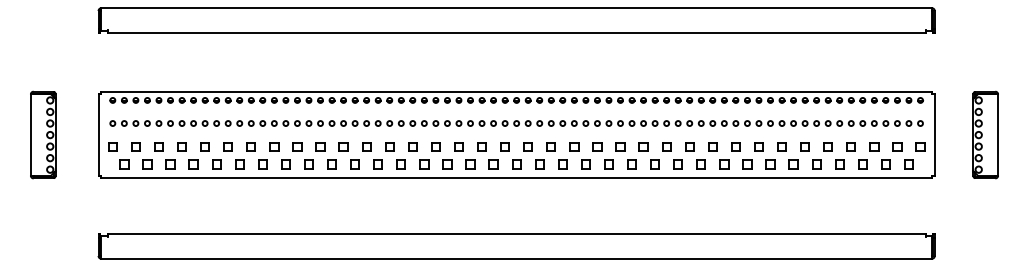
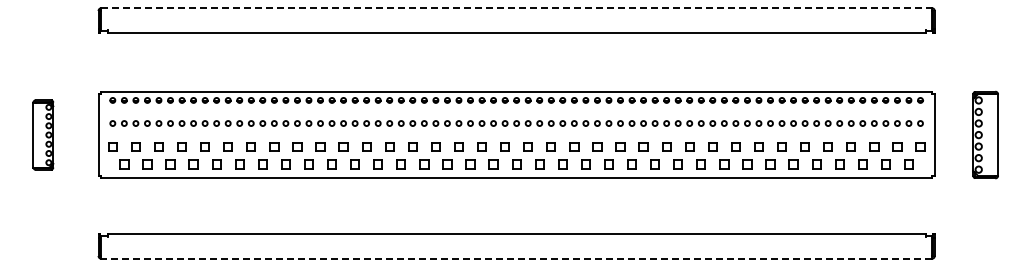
line: solid -> dashed (517, 8)
part size: 27x90 px -> 23x72 px (43, 134)
line: solid -> dashed (516, 258)
